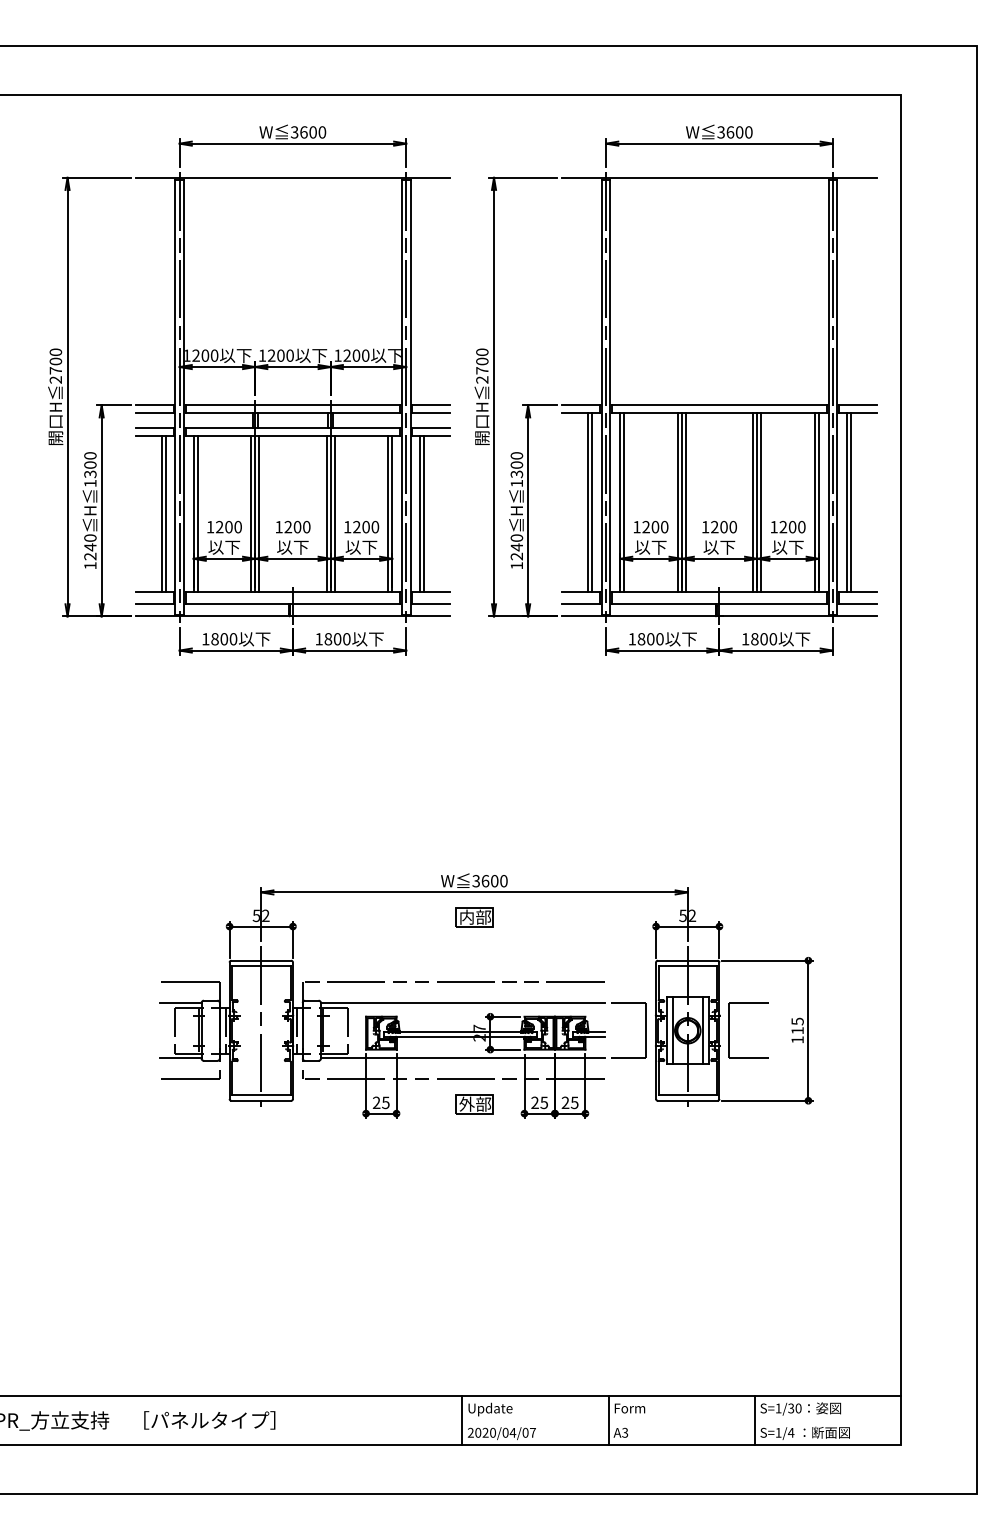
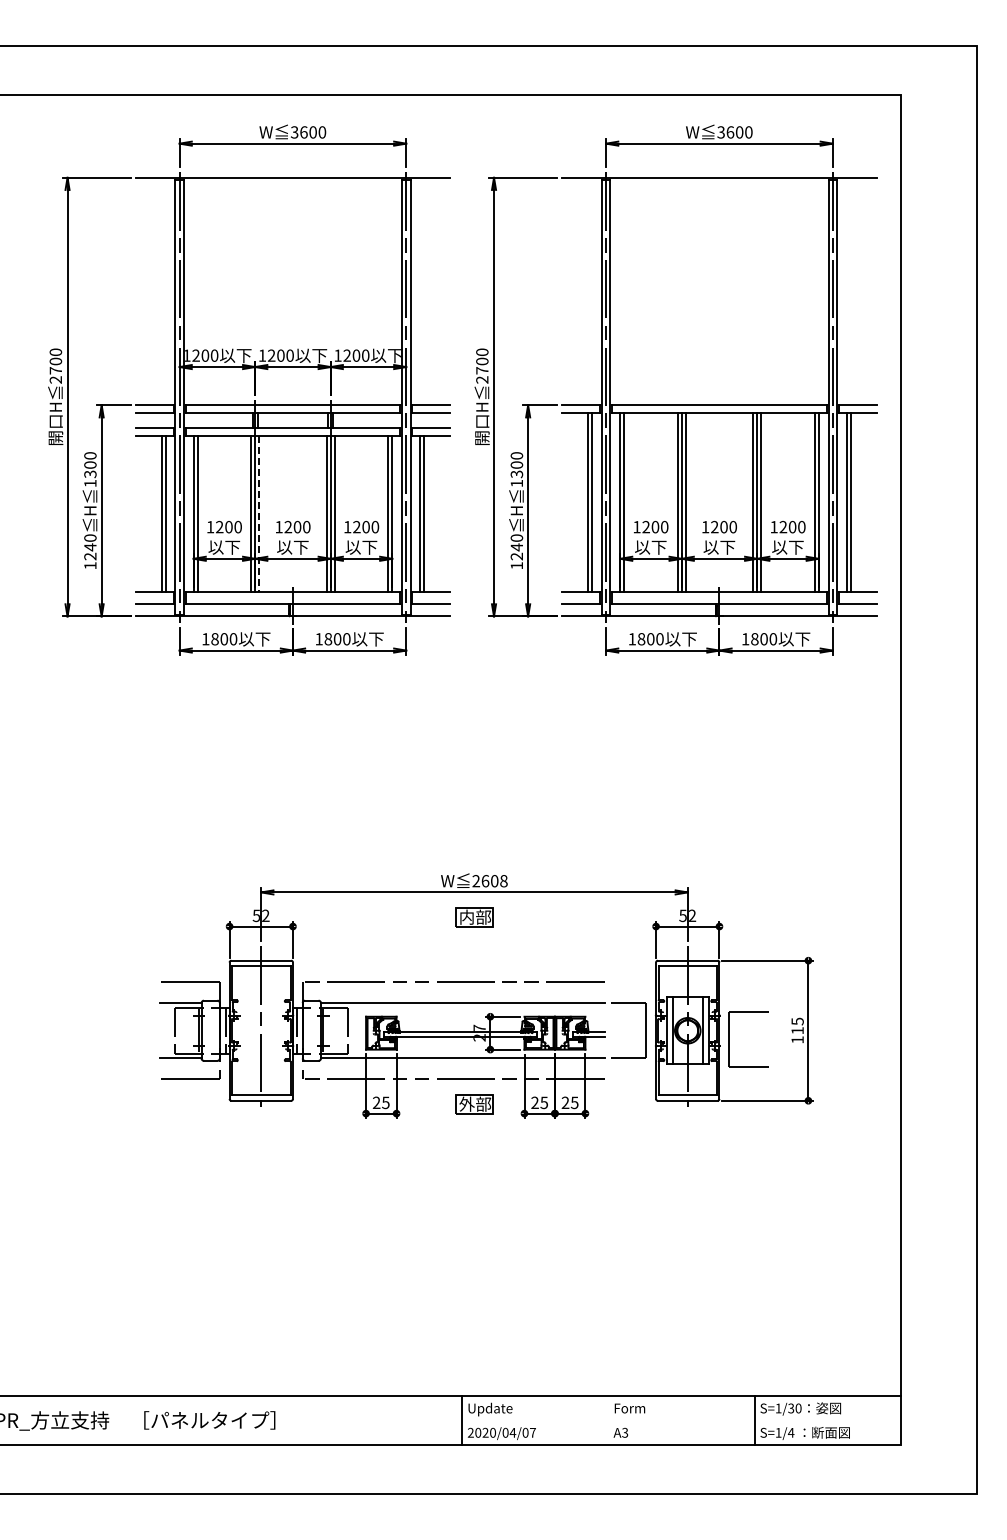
line: solid -> dashed (259, 514)
text: 3600 -> 2608 (489, 881)
part position: (729, 1030) -> (729, 1039) (729, 1039)
line: present -> none (608, 1420)
